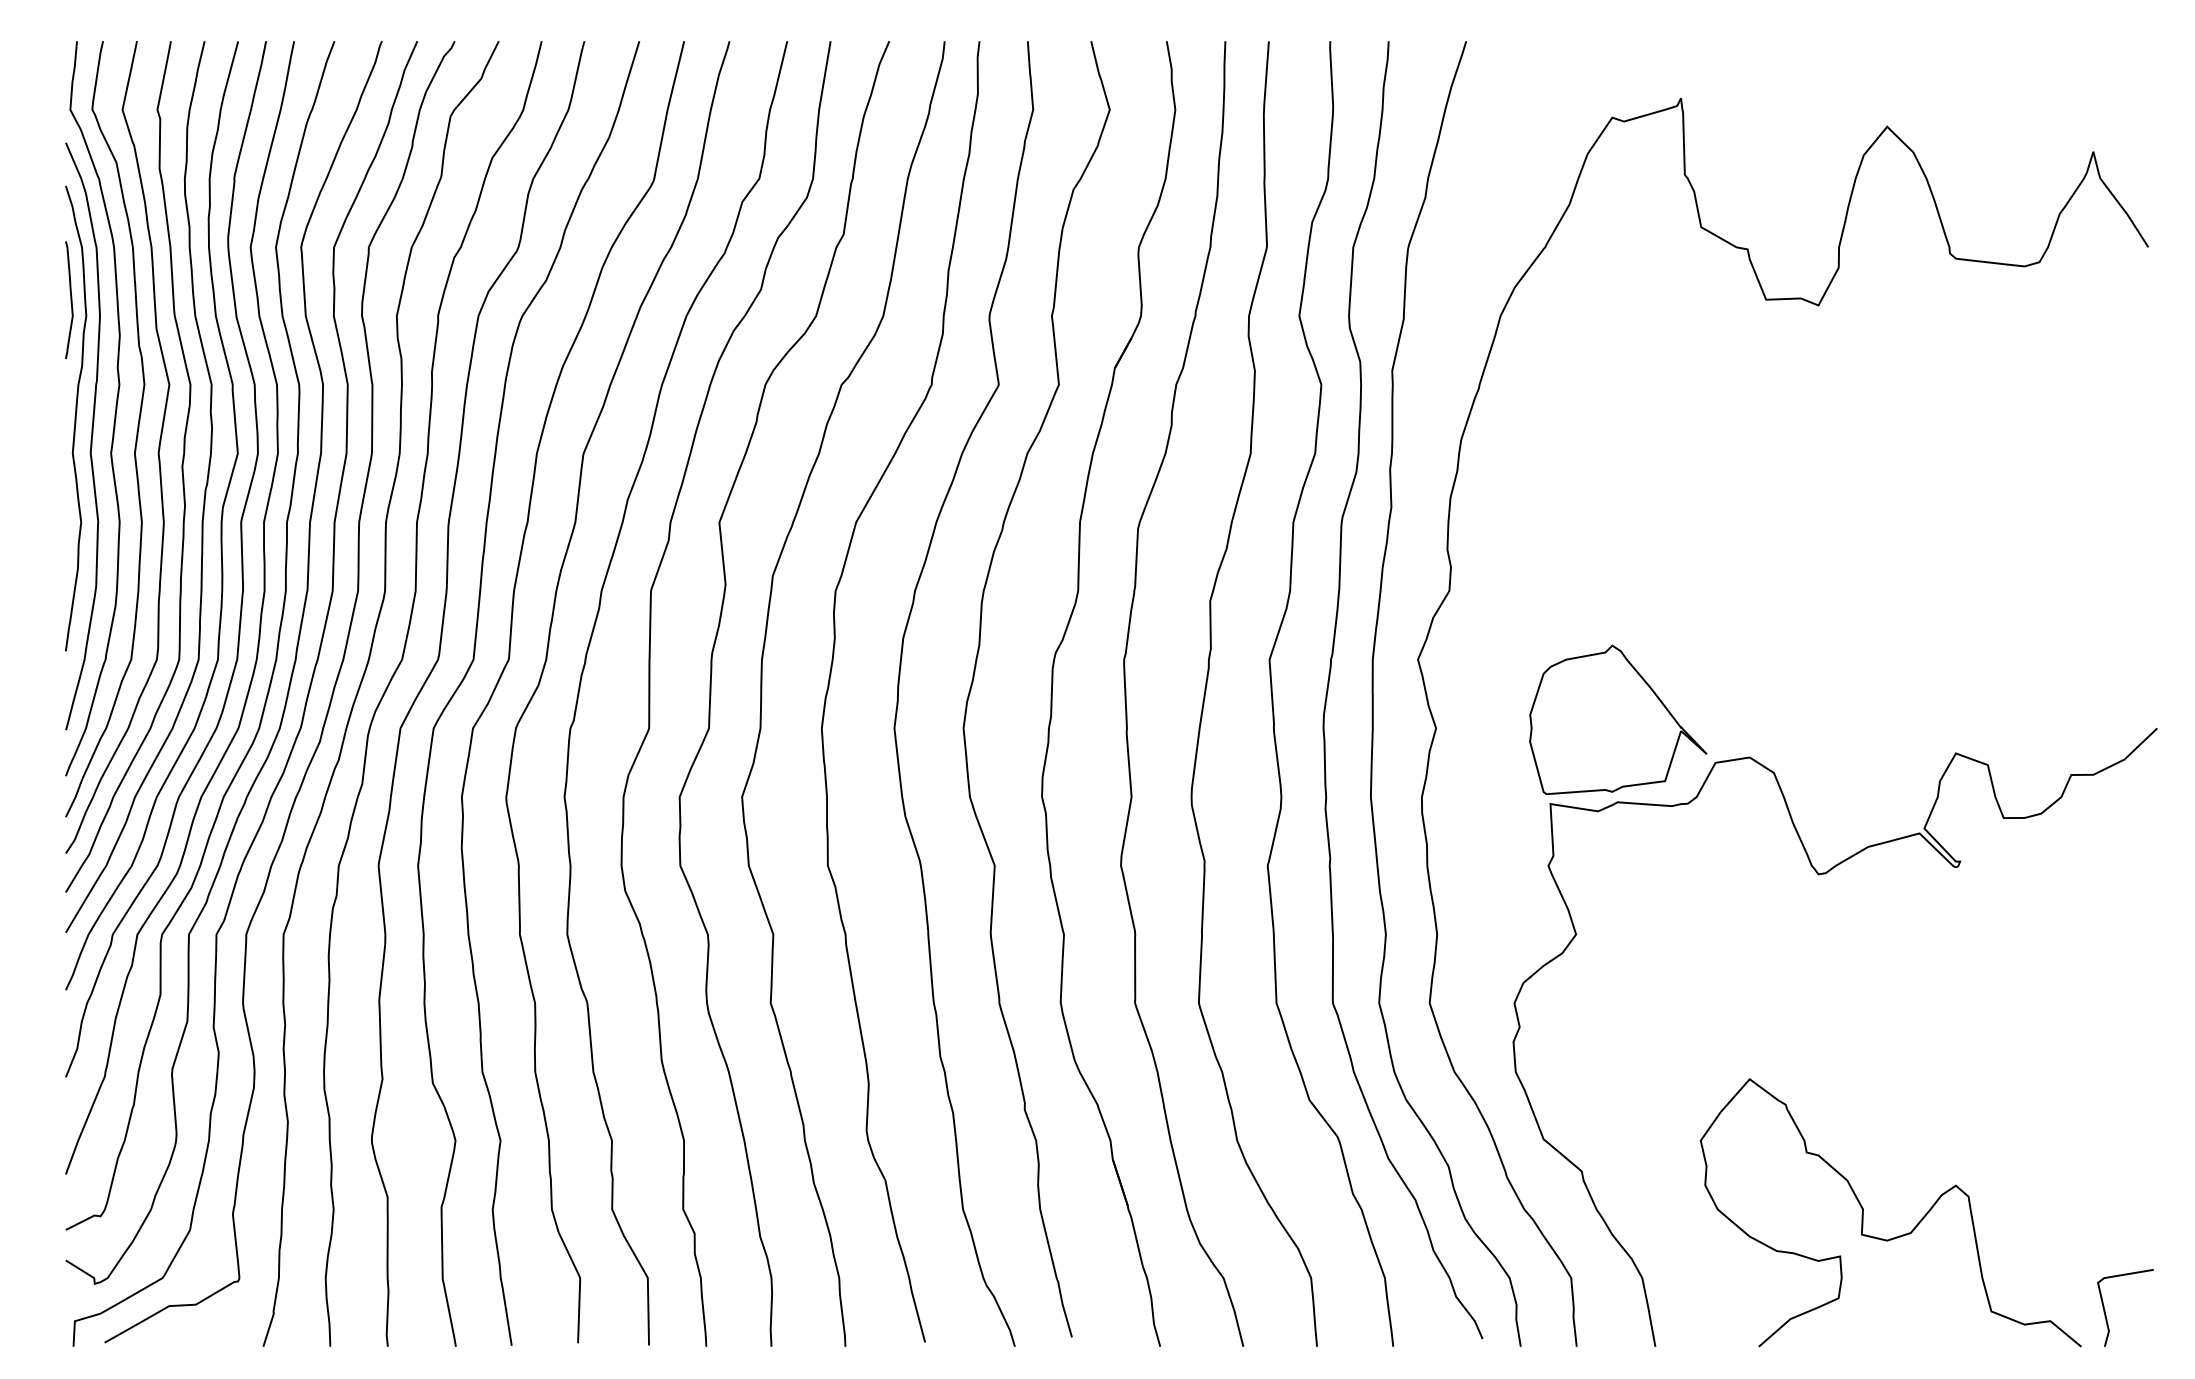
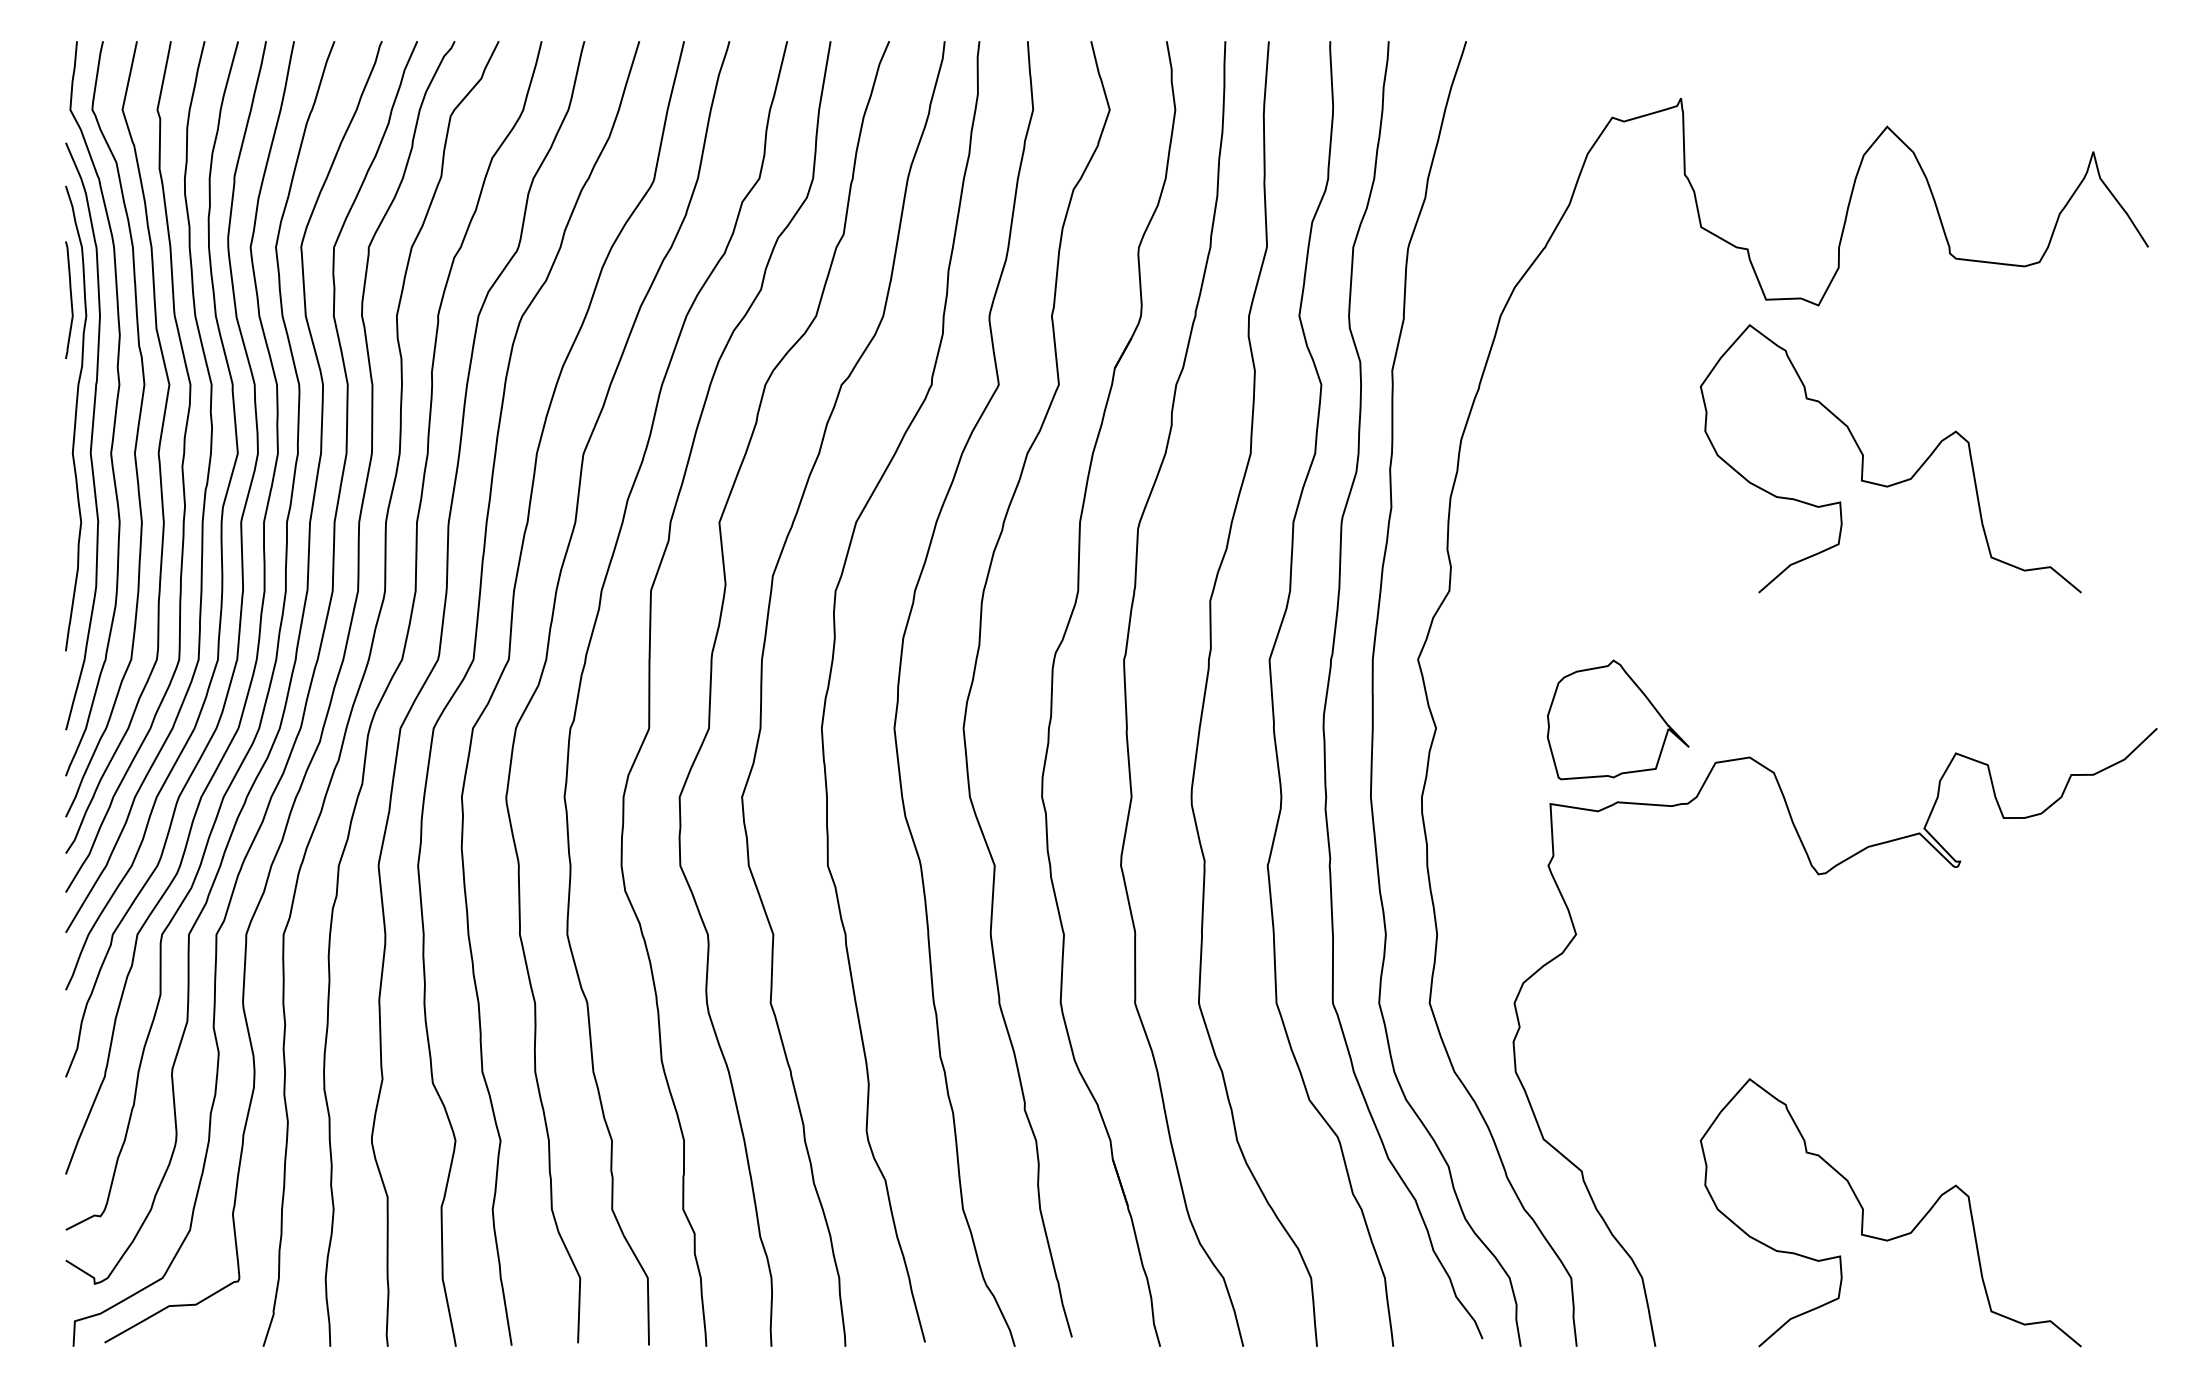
curve: none -> present (1899, 481)
part size: 179x152 px -> 144x122 px (1617, 719)
line: present -> none (2105, 1310)
